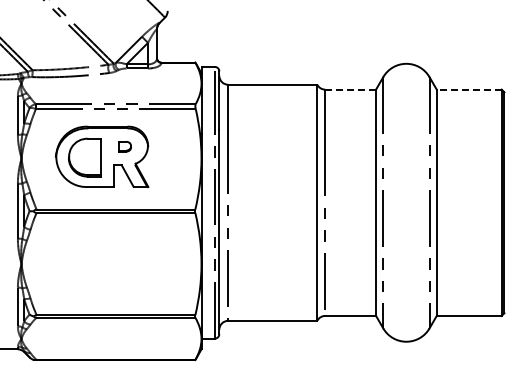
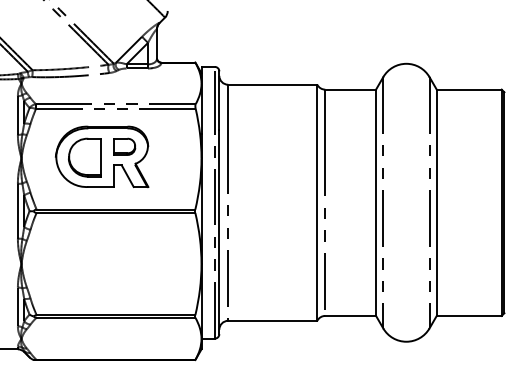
line: dashed -> solid (350, 89)
line: dashed -> solid (468, 89)
part size: 14x12 px -> 24x19 px (124, 146)
